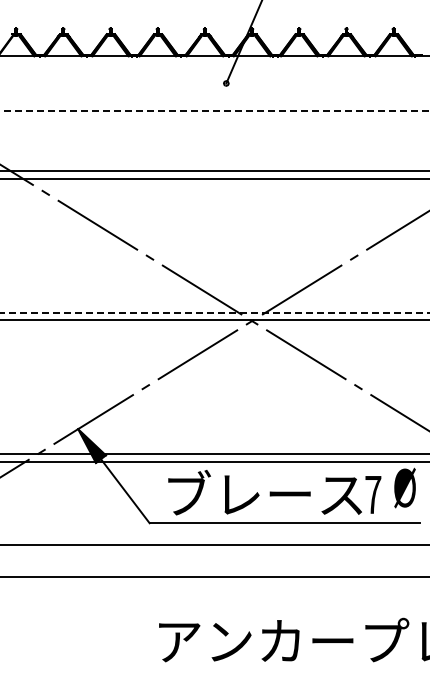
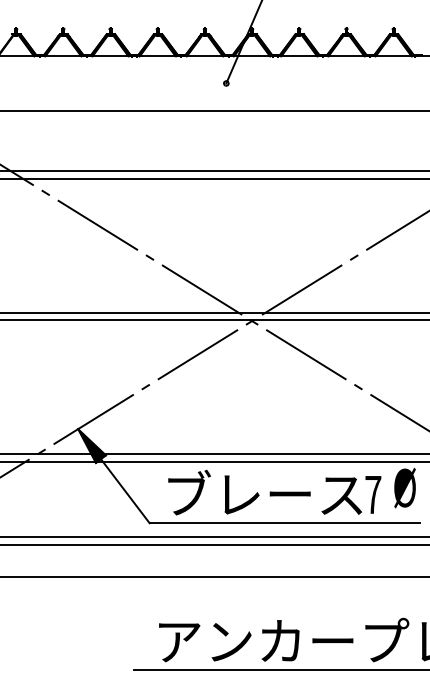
line: dashed -> solid (214, 110)
line: dashed -> solid (215, 312)
line: none -> present (214, 536)
line: none -> present (279, 670)
